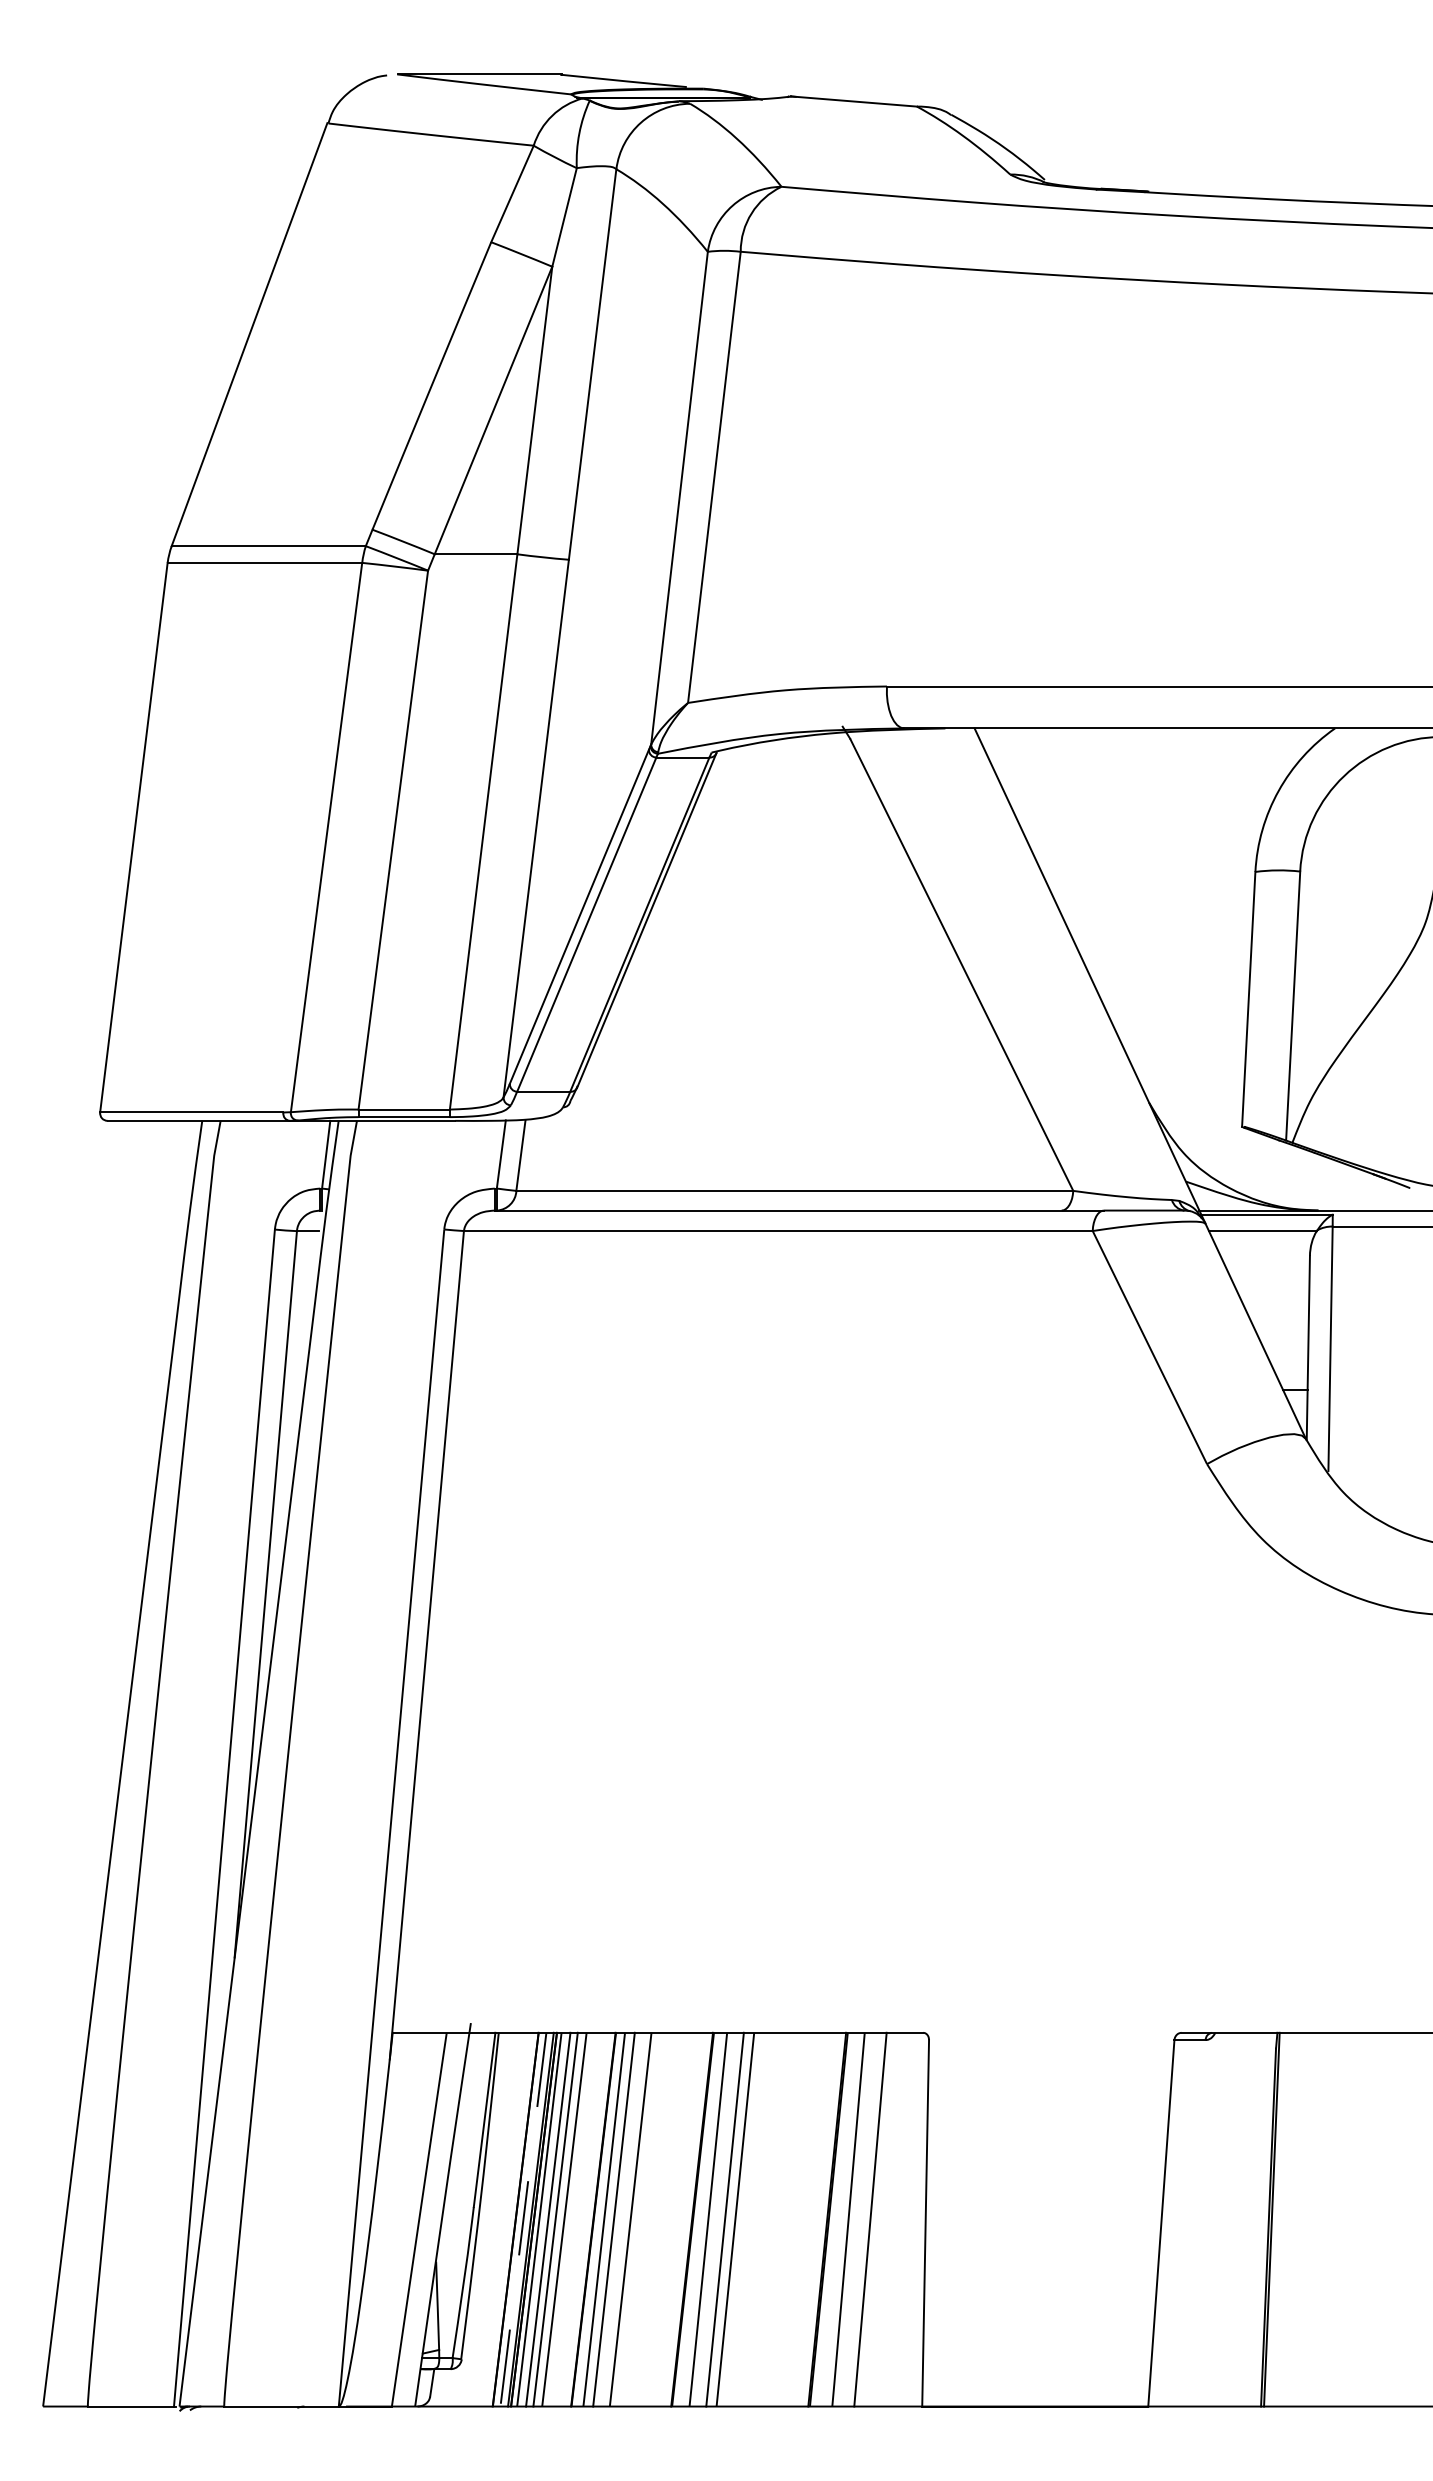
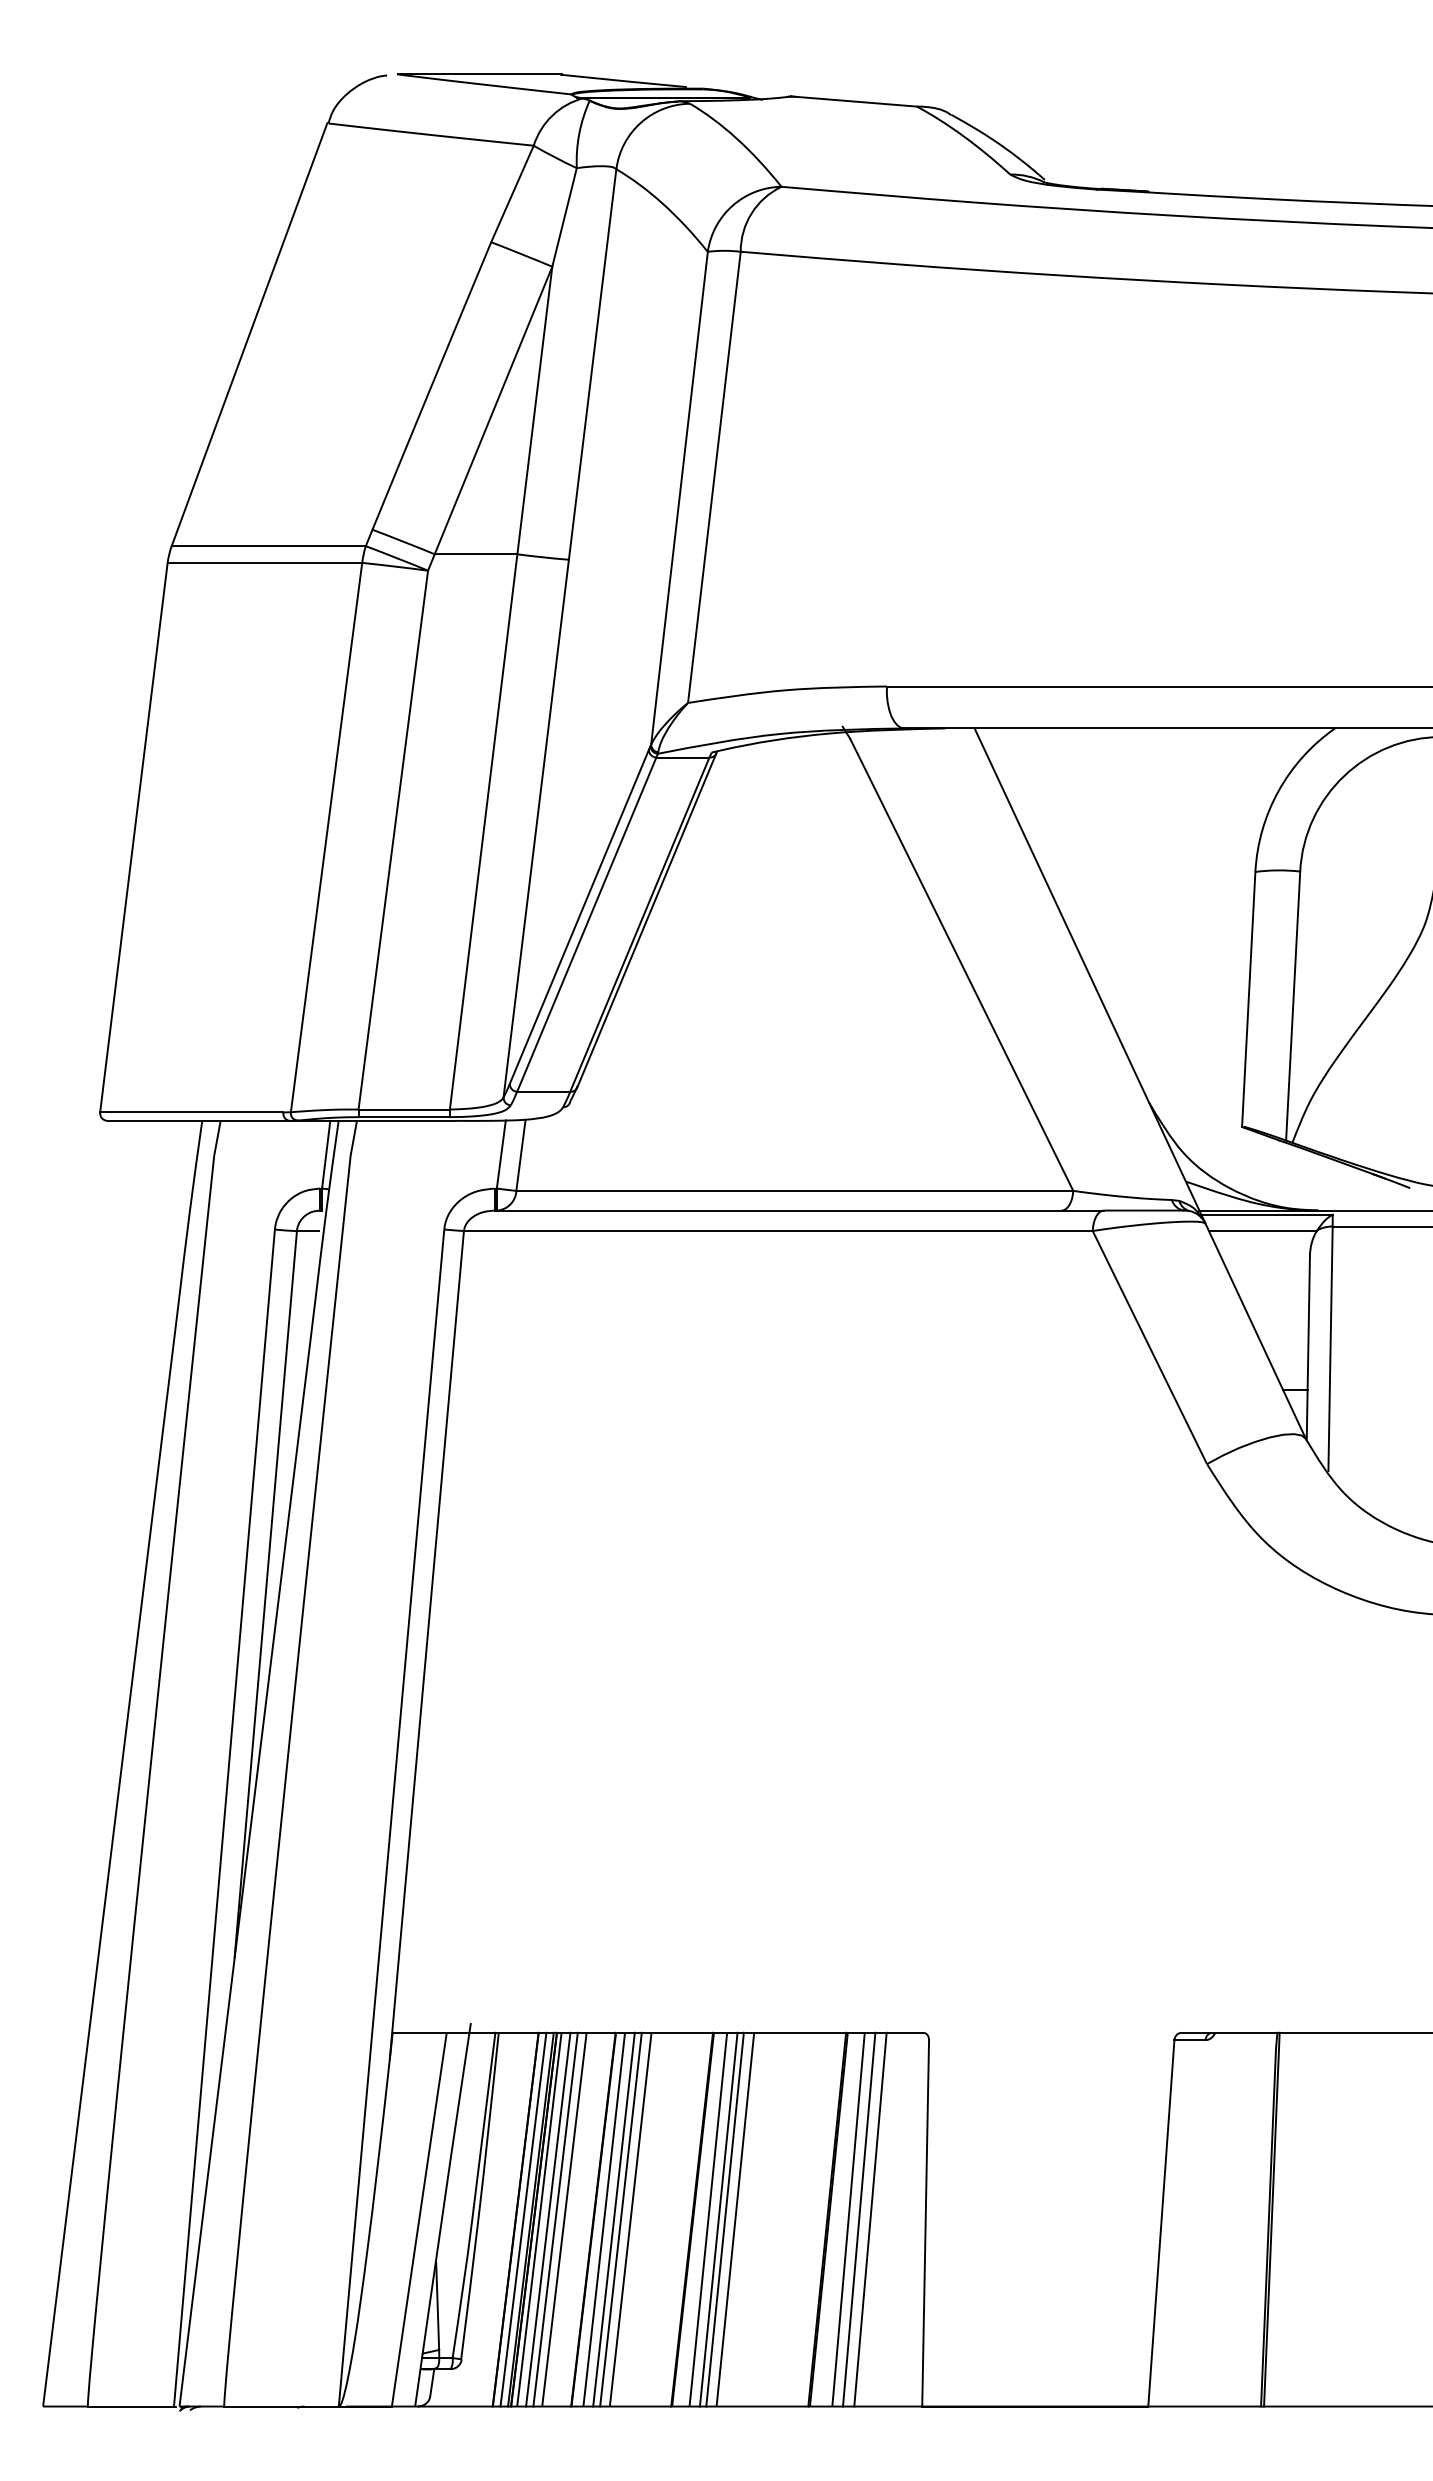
line: none -> present (620, 2219)
line: none -> present (718, 2219)
line: none -> present (859, 2219)
line: dashed -> solid (523, 2220)
